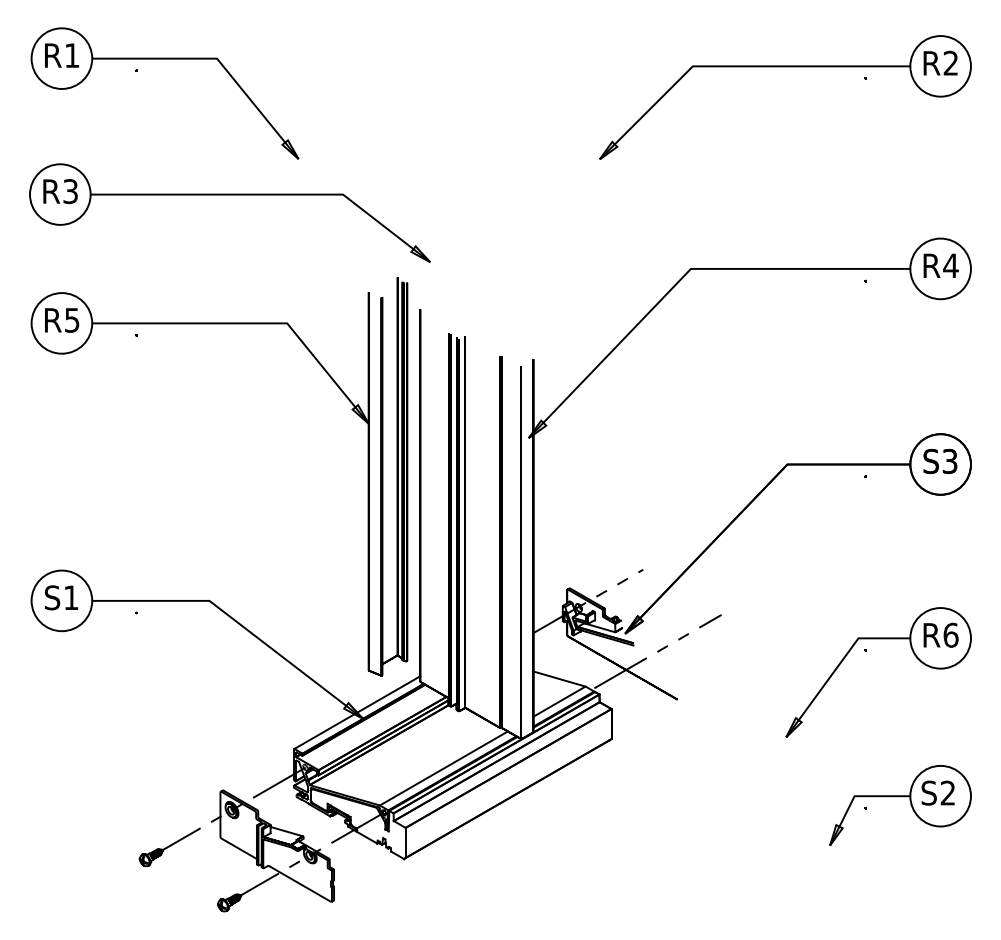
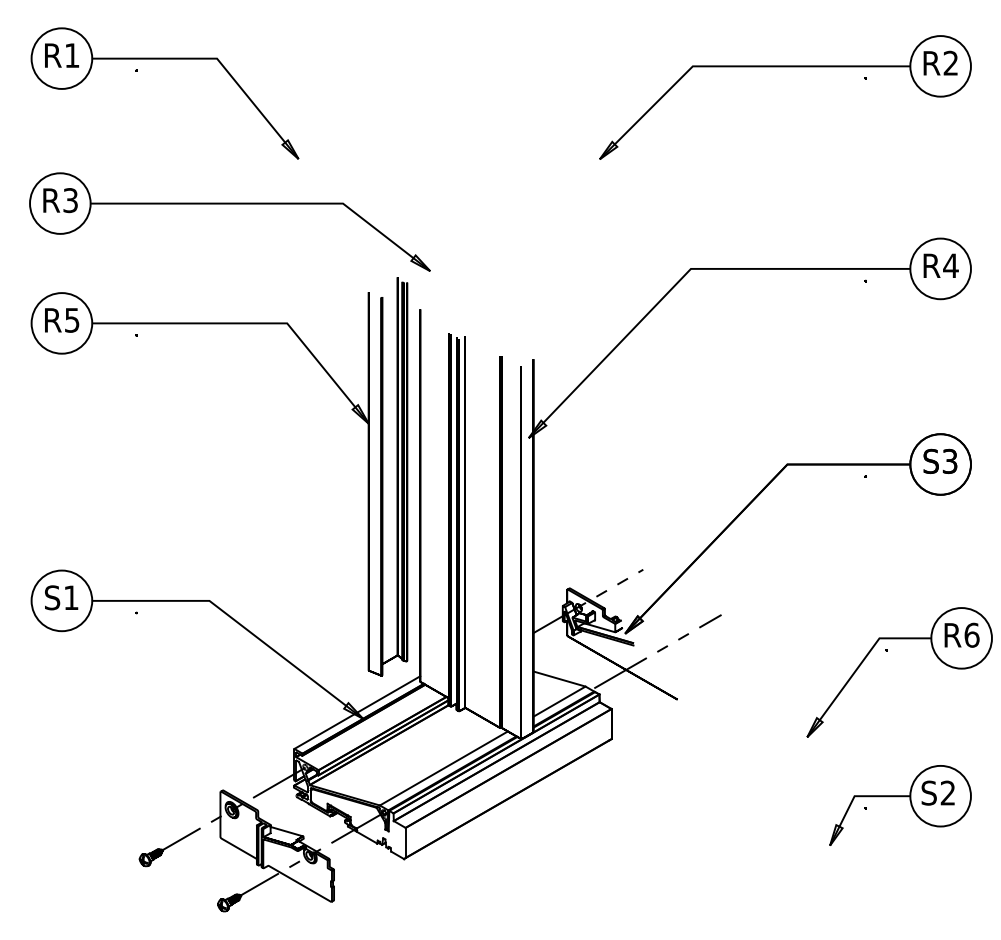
part position: (229, 195) -> (229, 204) (229, 204)
part position: (866, 651) -> (887, 651) (887, 651)
